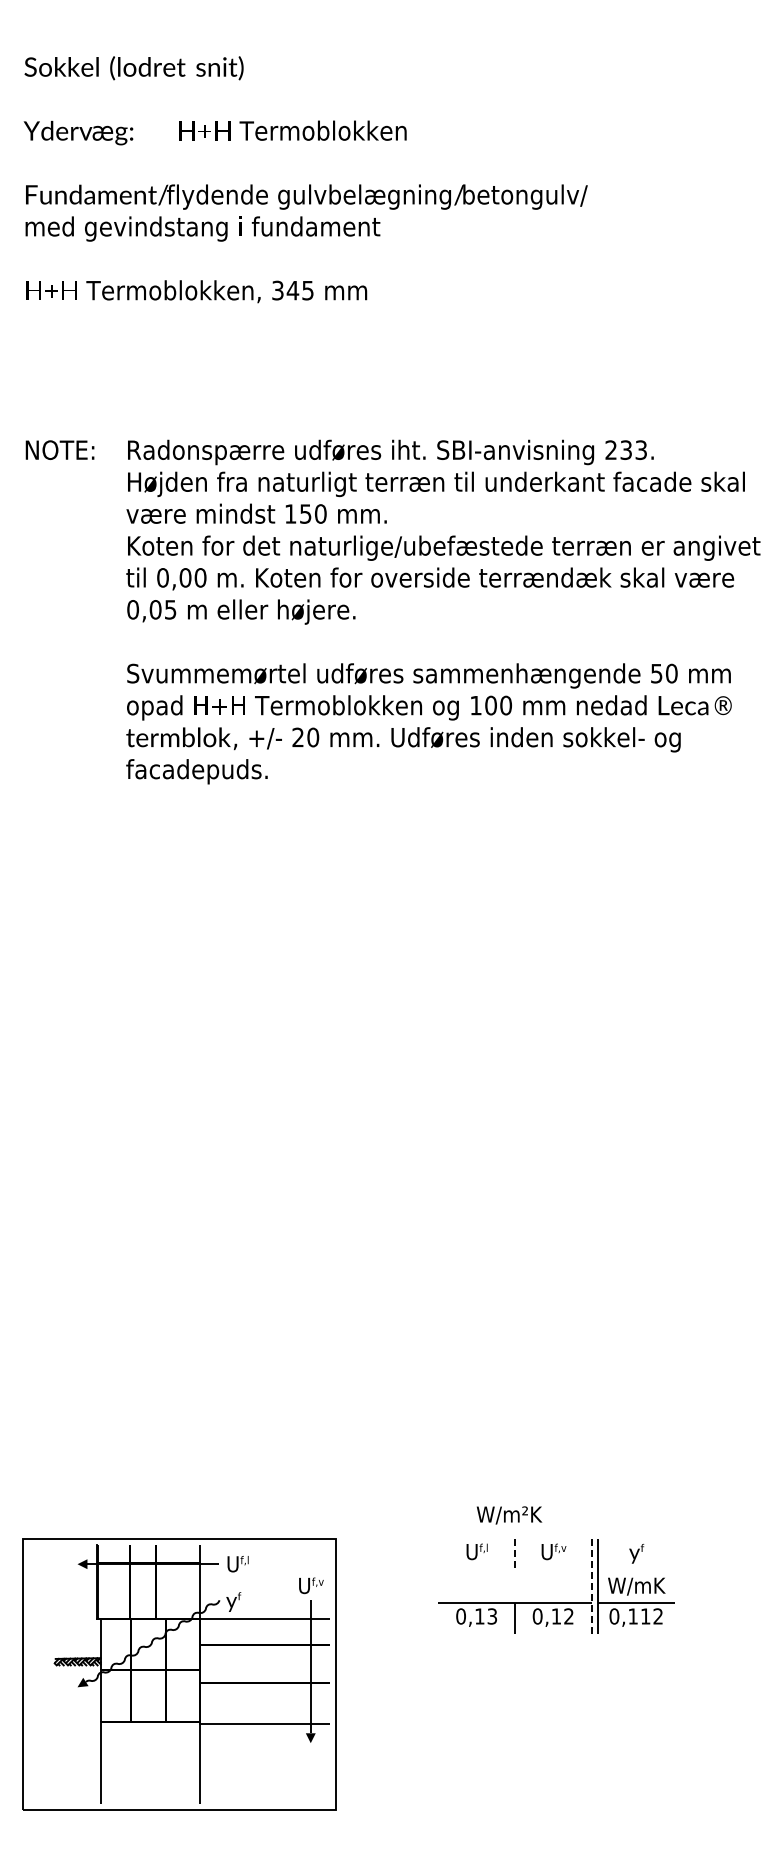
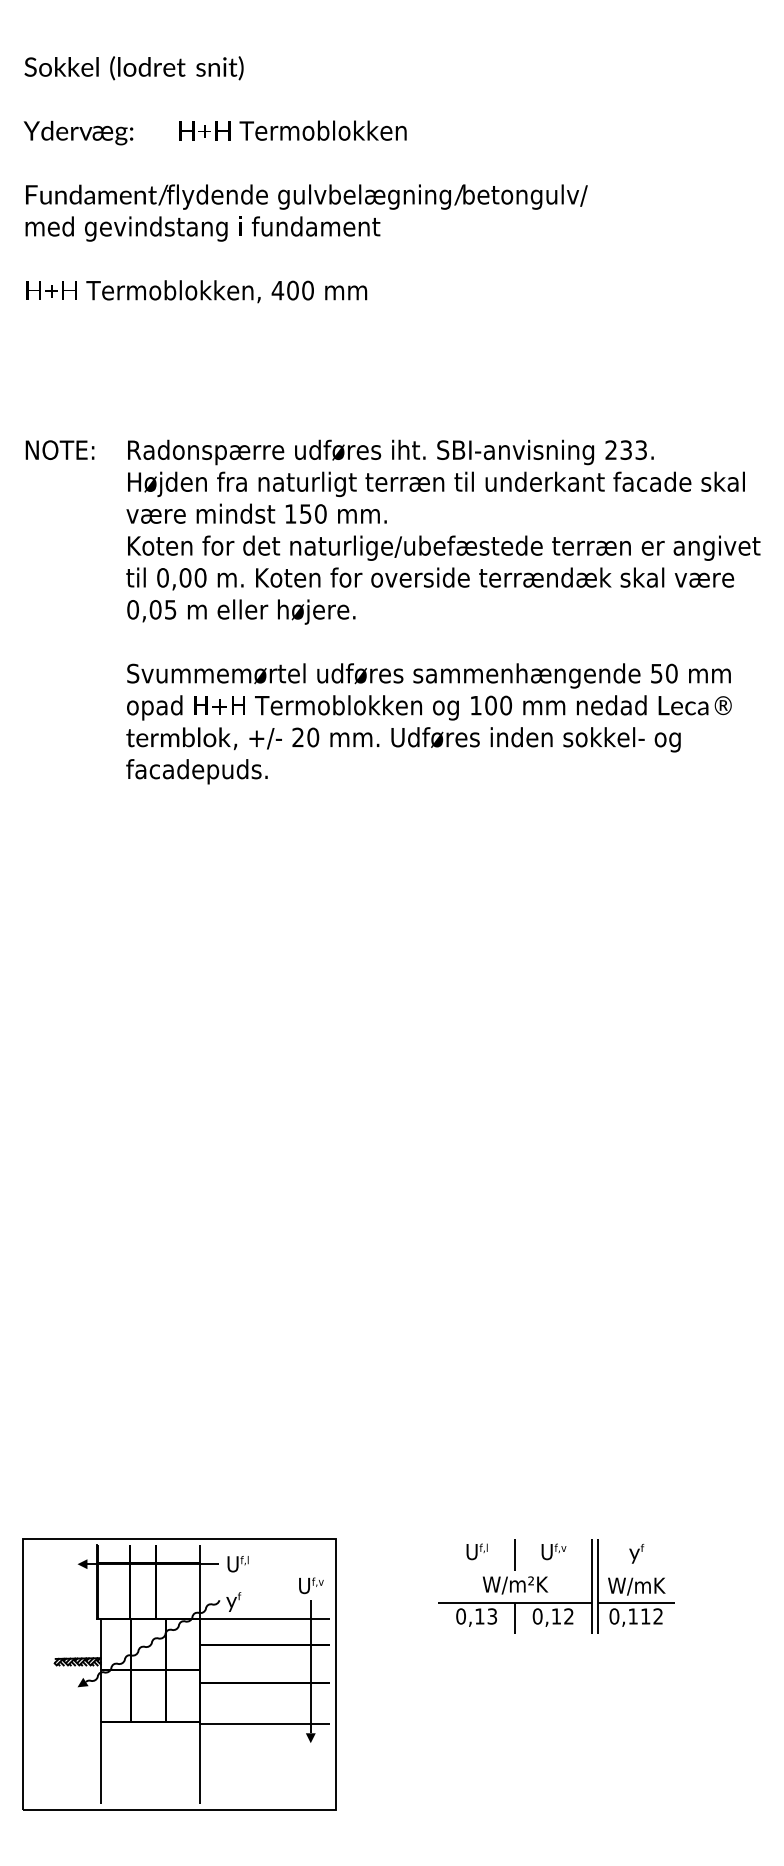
text: 345 -> 400 (292, 290)
text position: (509, 1515) -> (515, 1585) (515, 1585)
line: dashed -> solid (515, 1554)
line: dashed -> solid (591, 1586)
